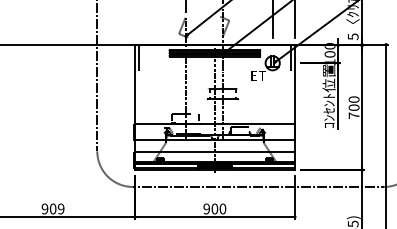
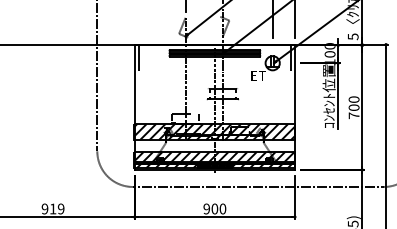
hatch: none -> present (214, 132)
hatch: none -> present (214, 160)
text: 909 -> 919 (52, 208)
